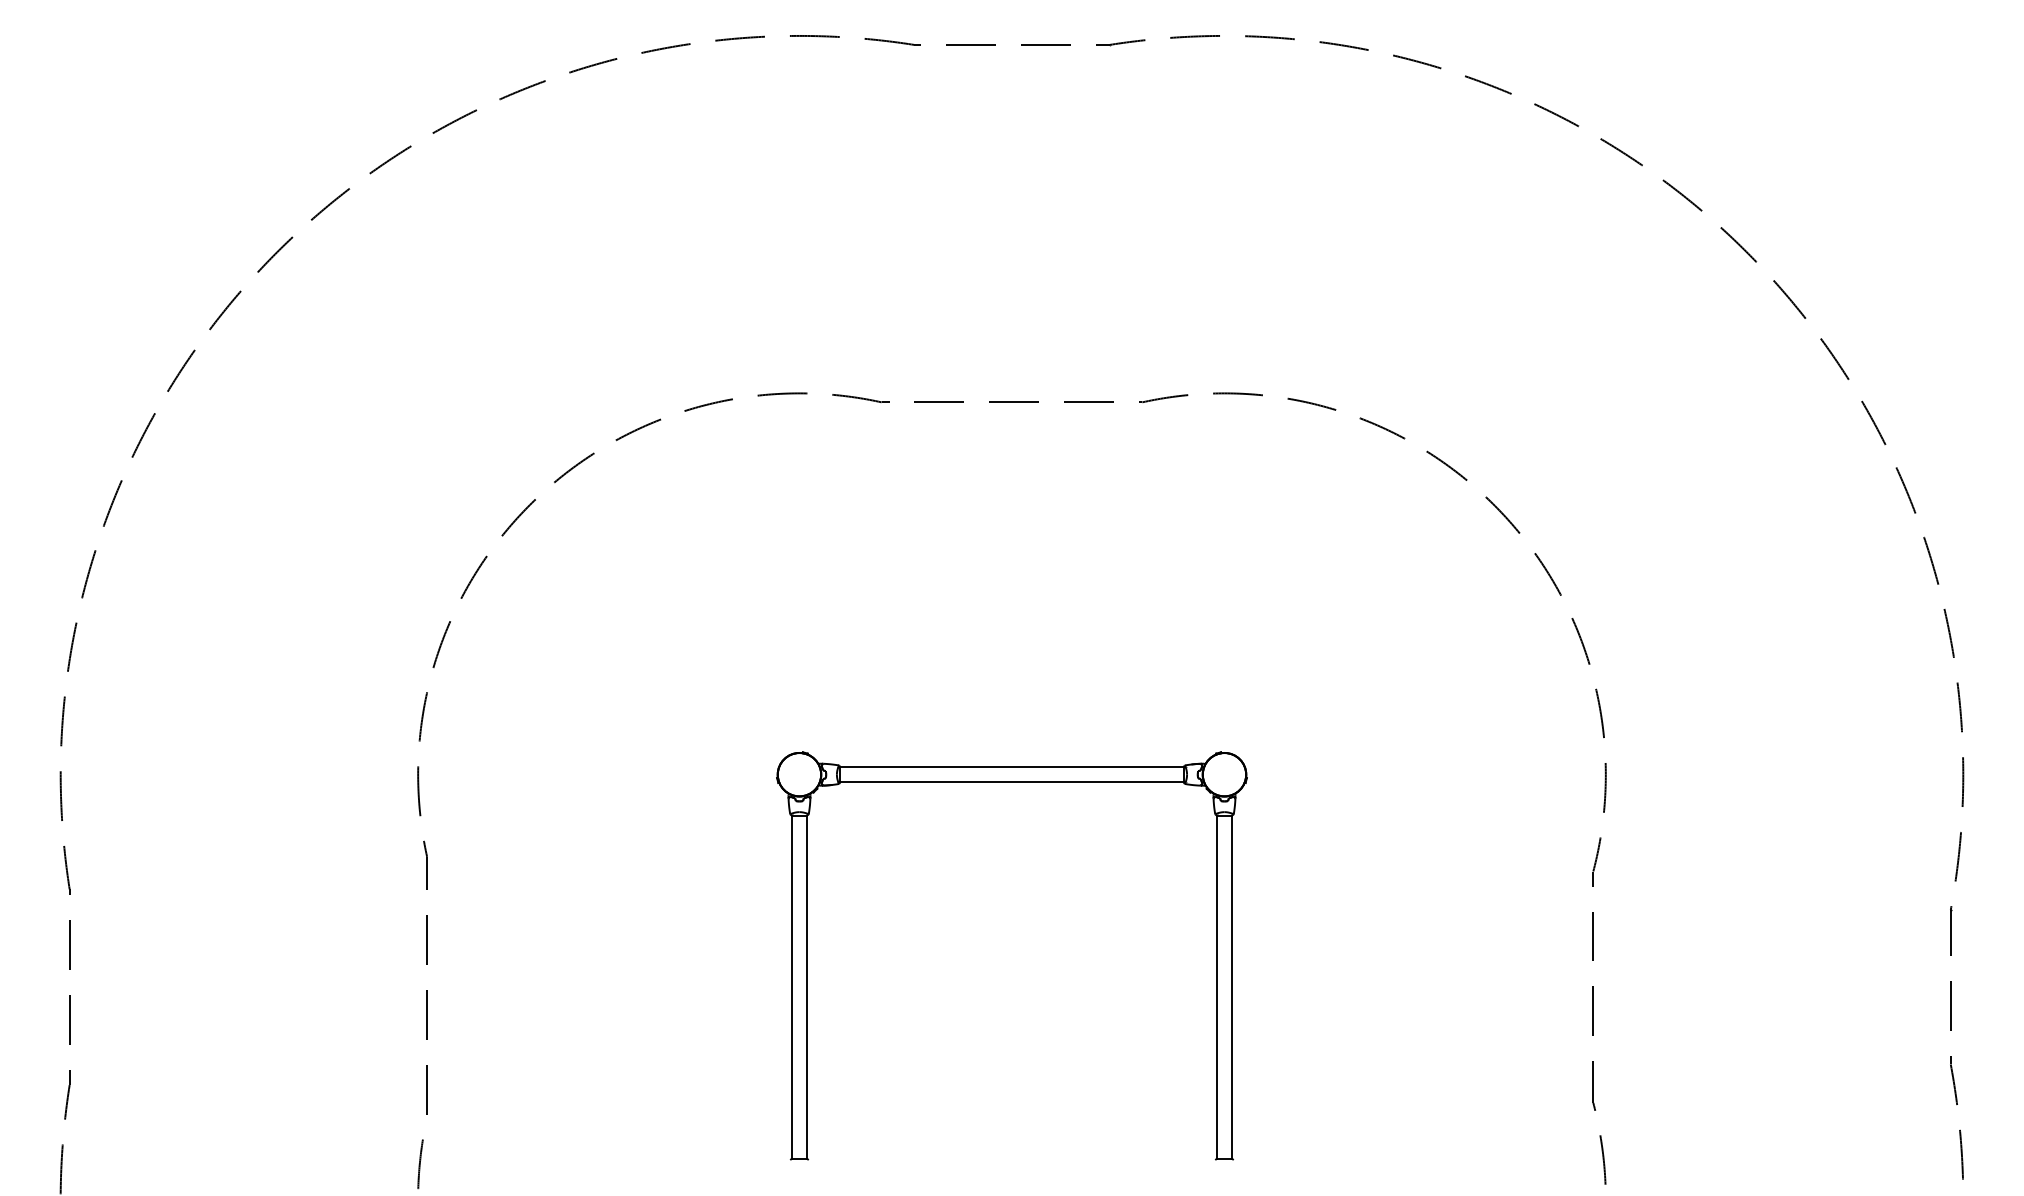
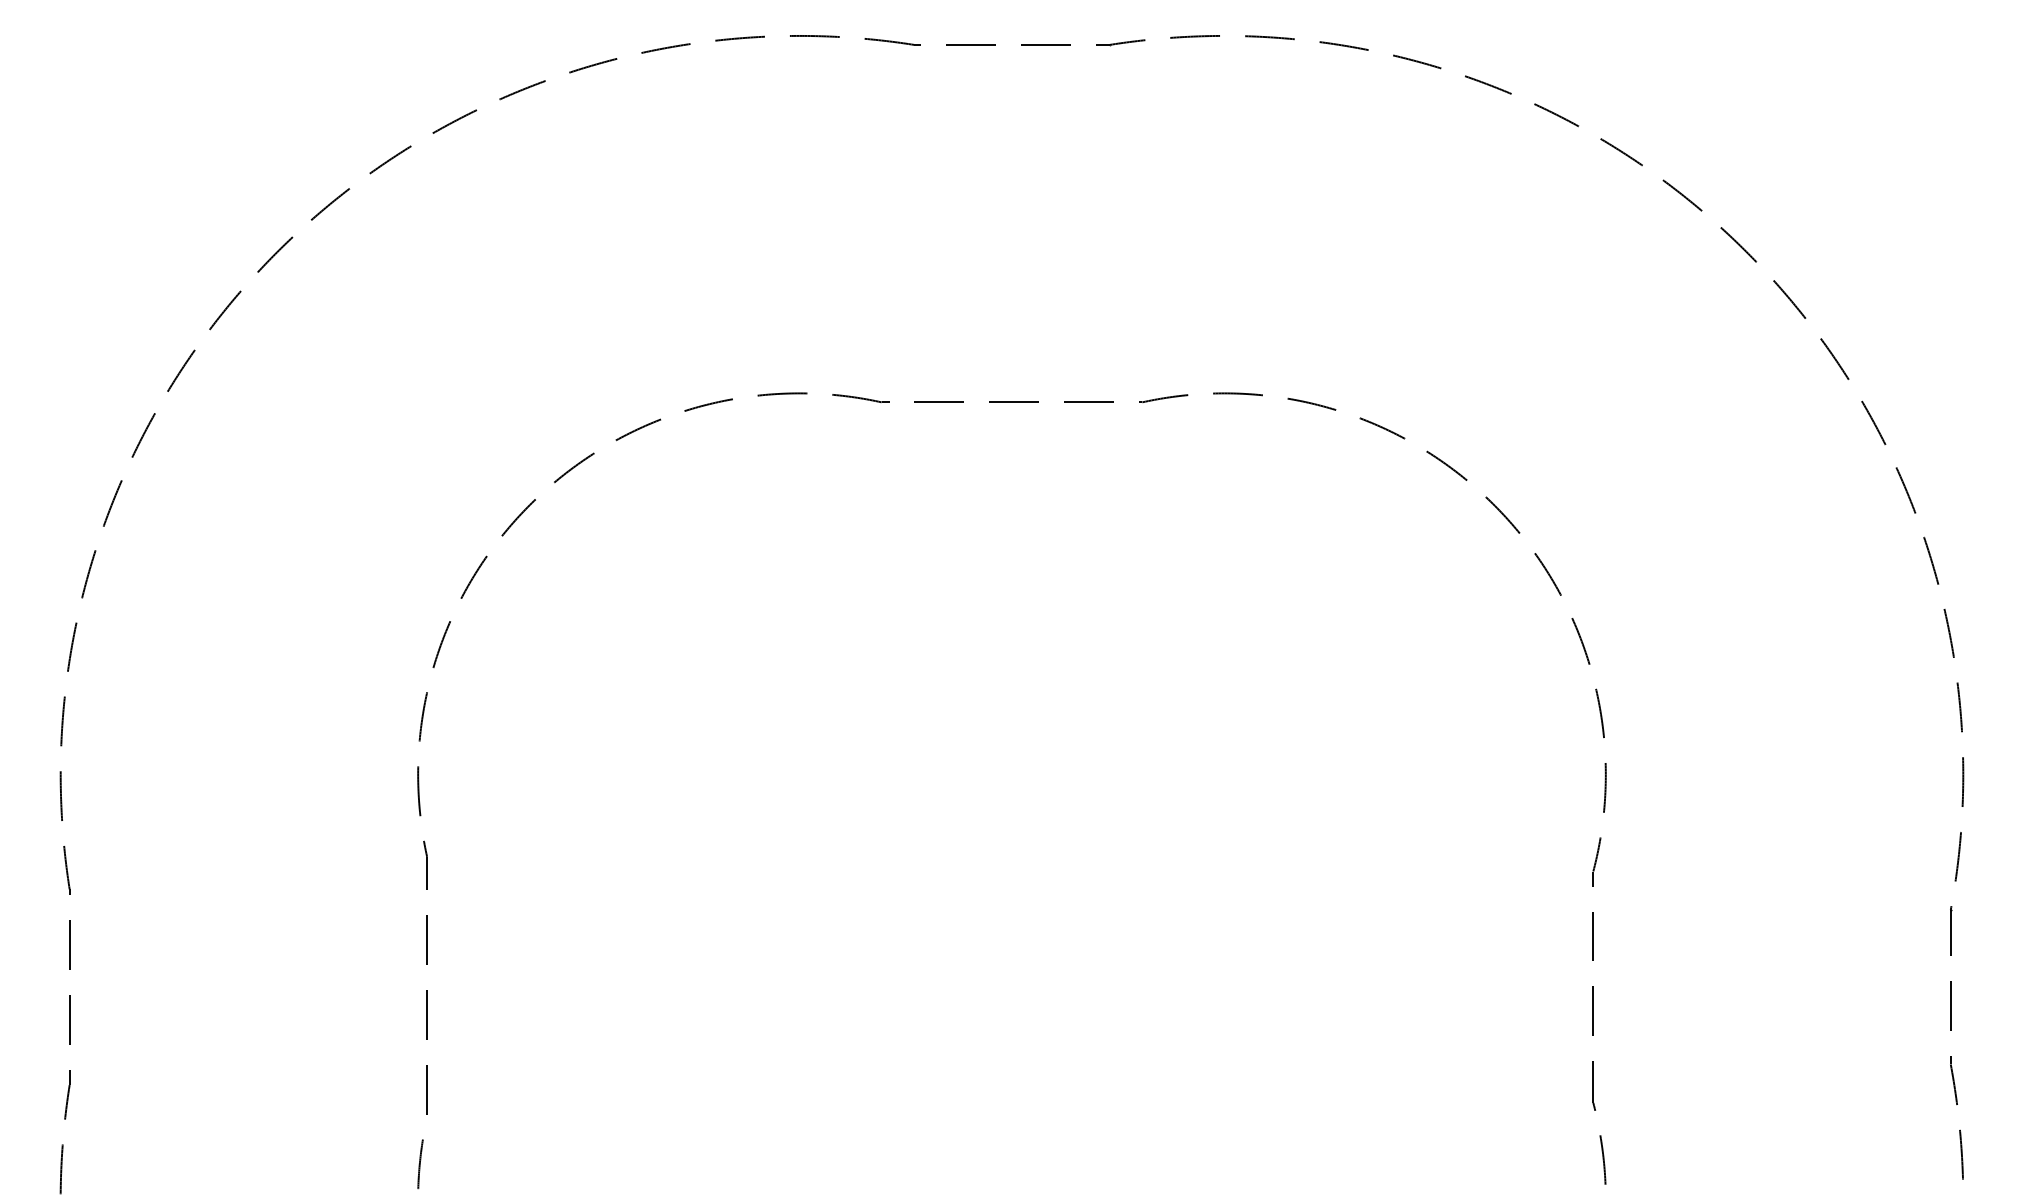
part: present -> none (1011, 782)
